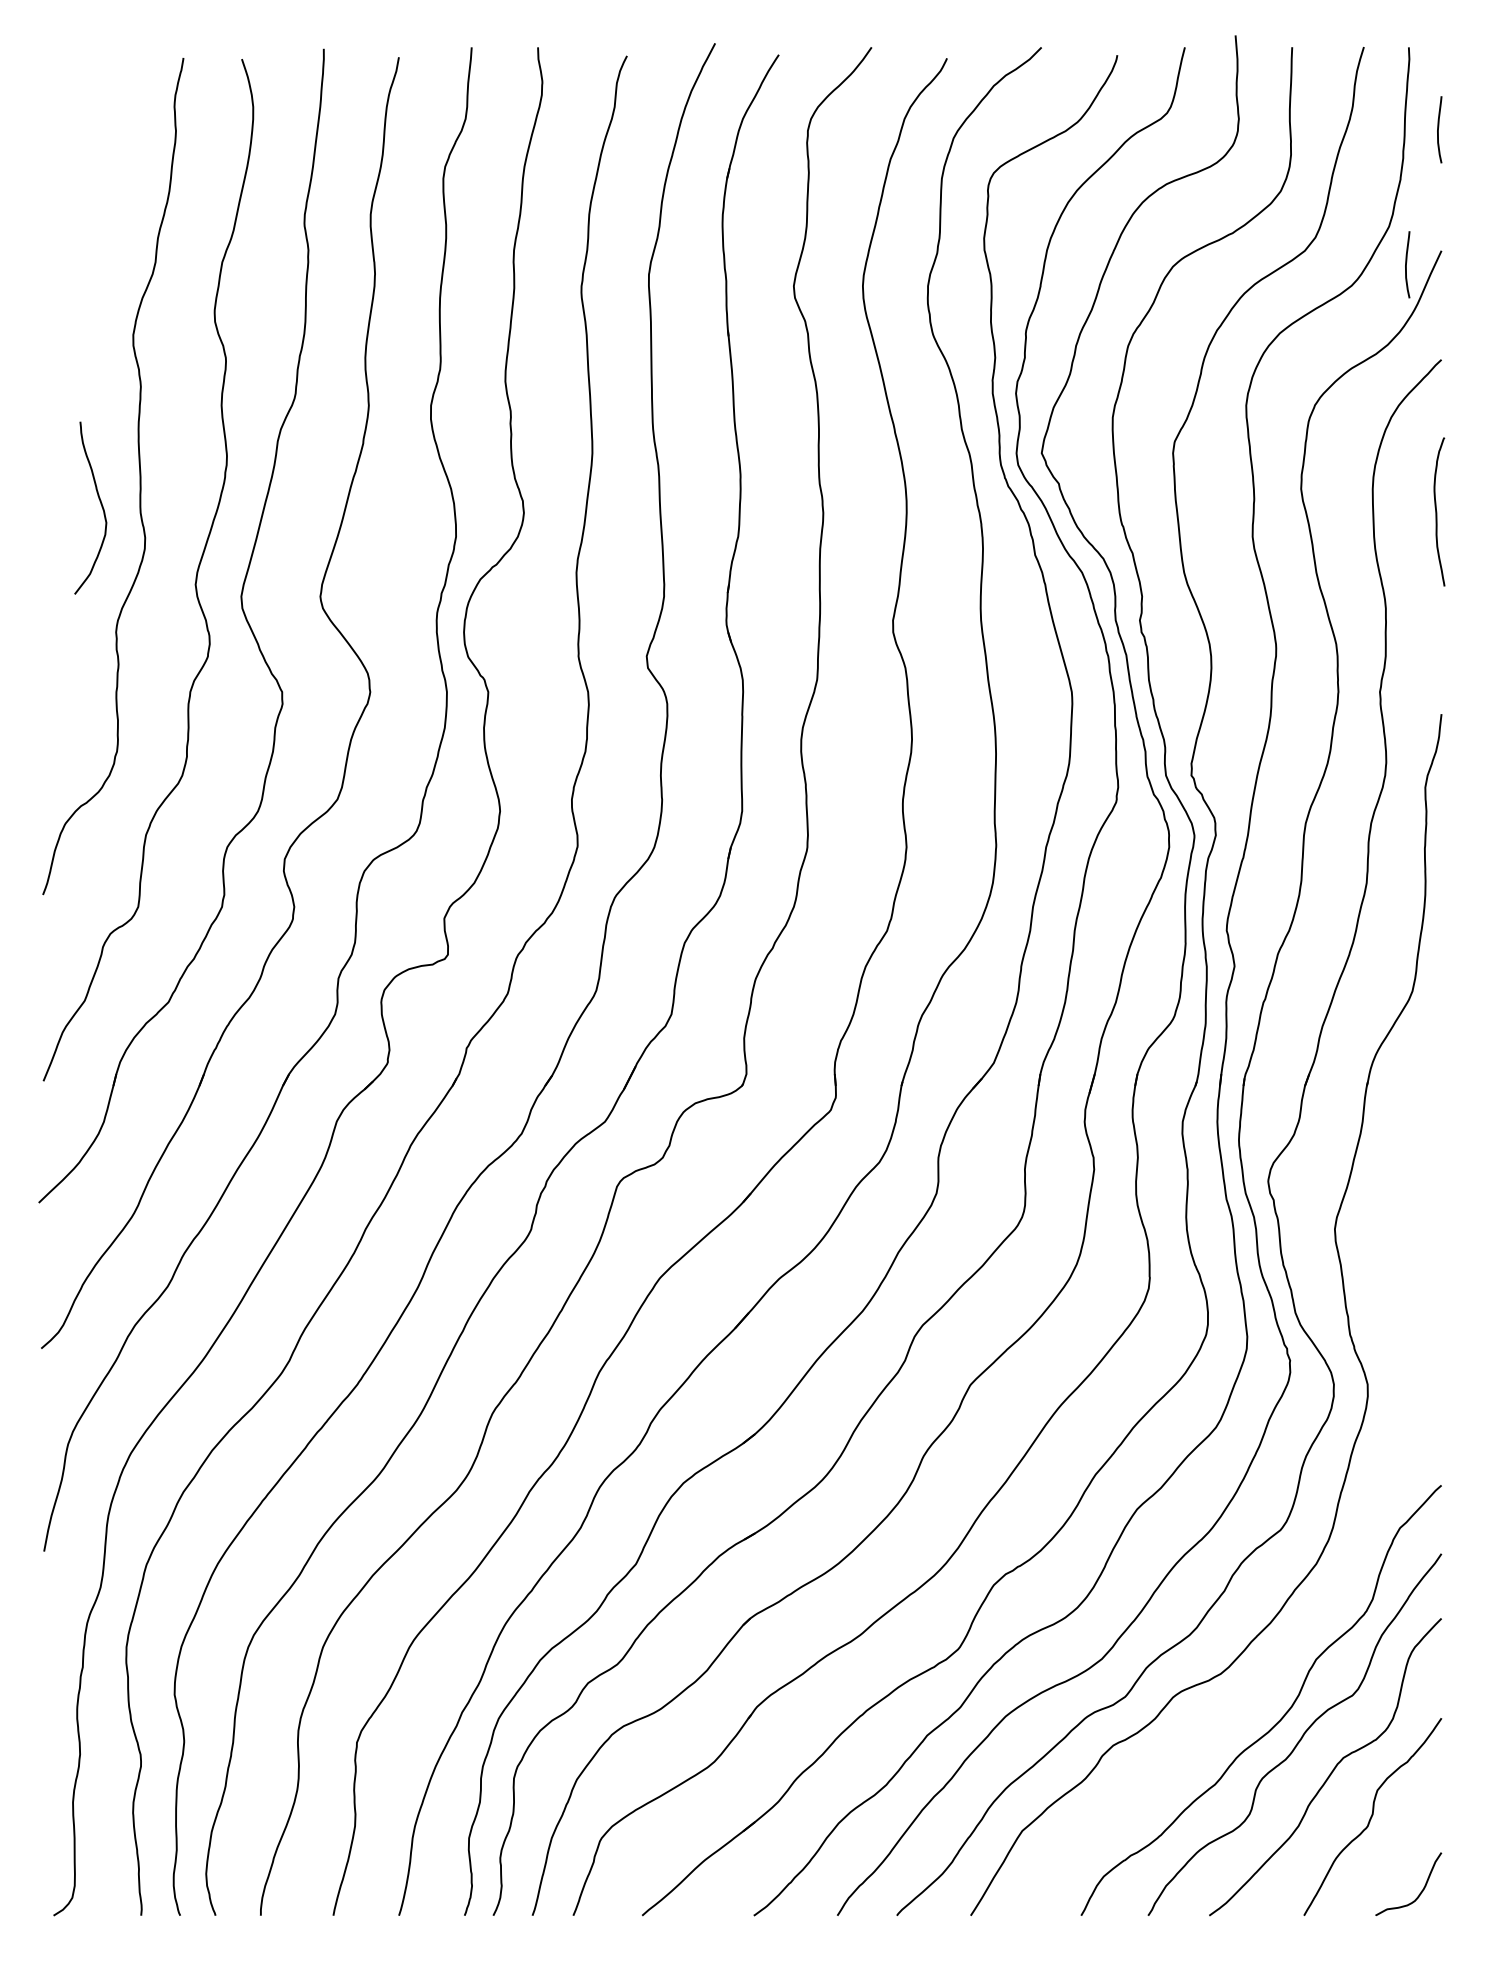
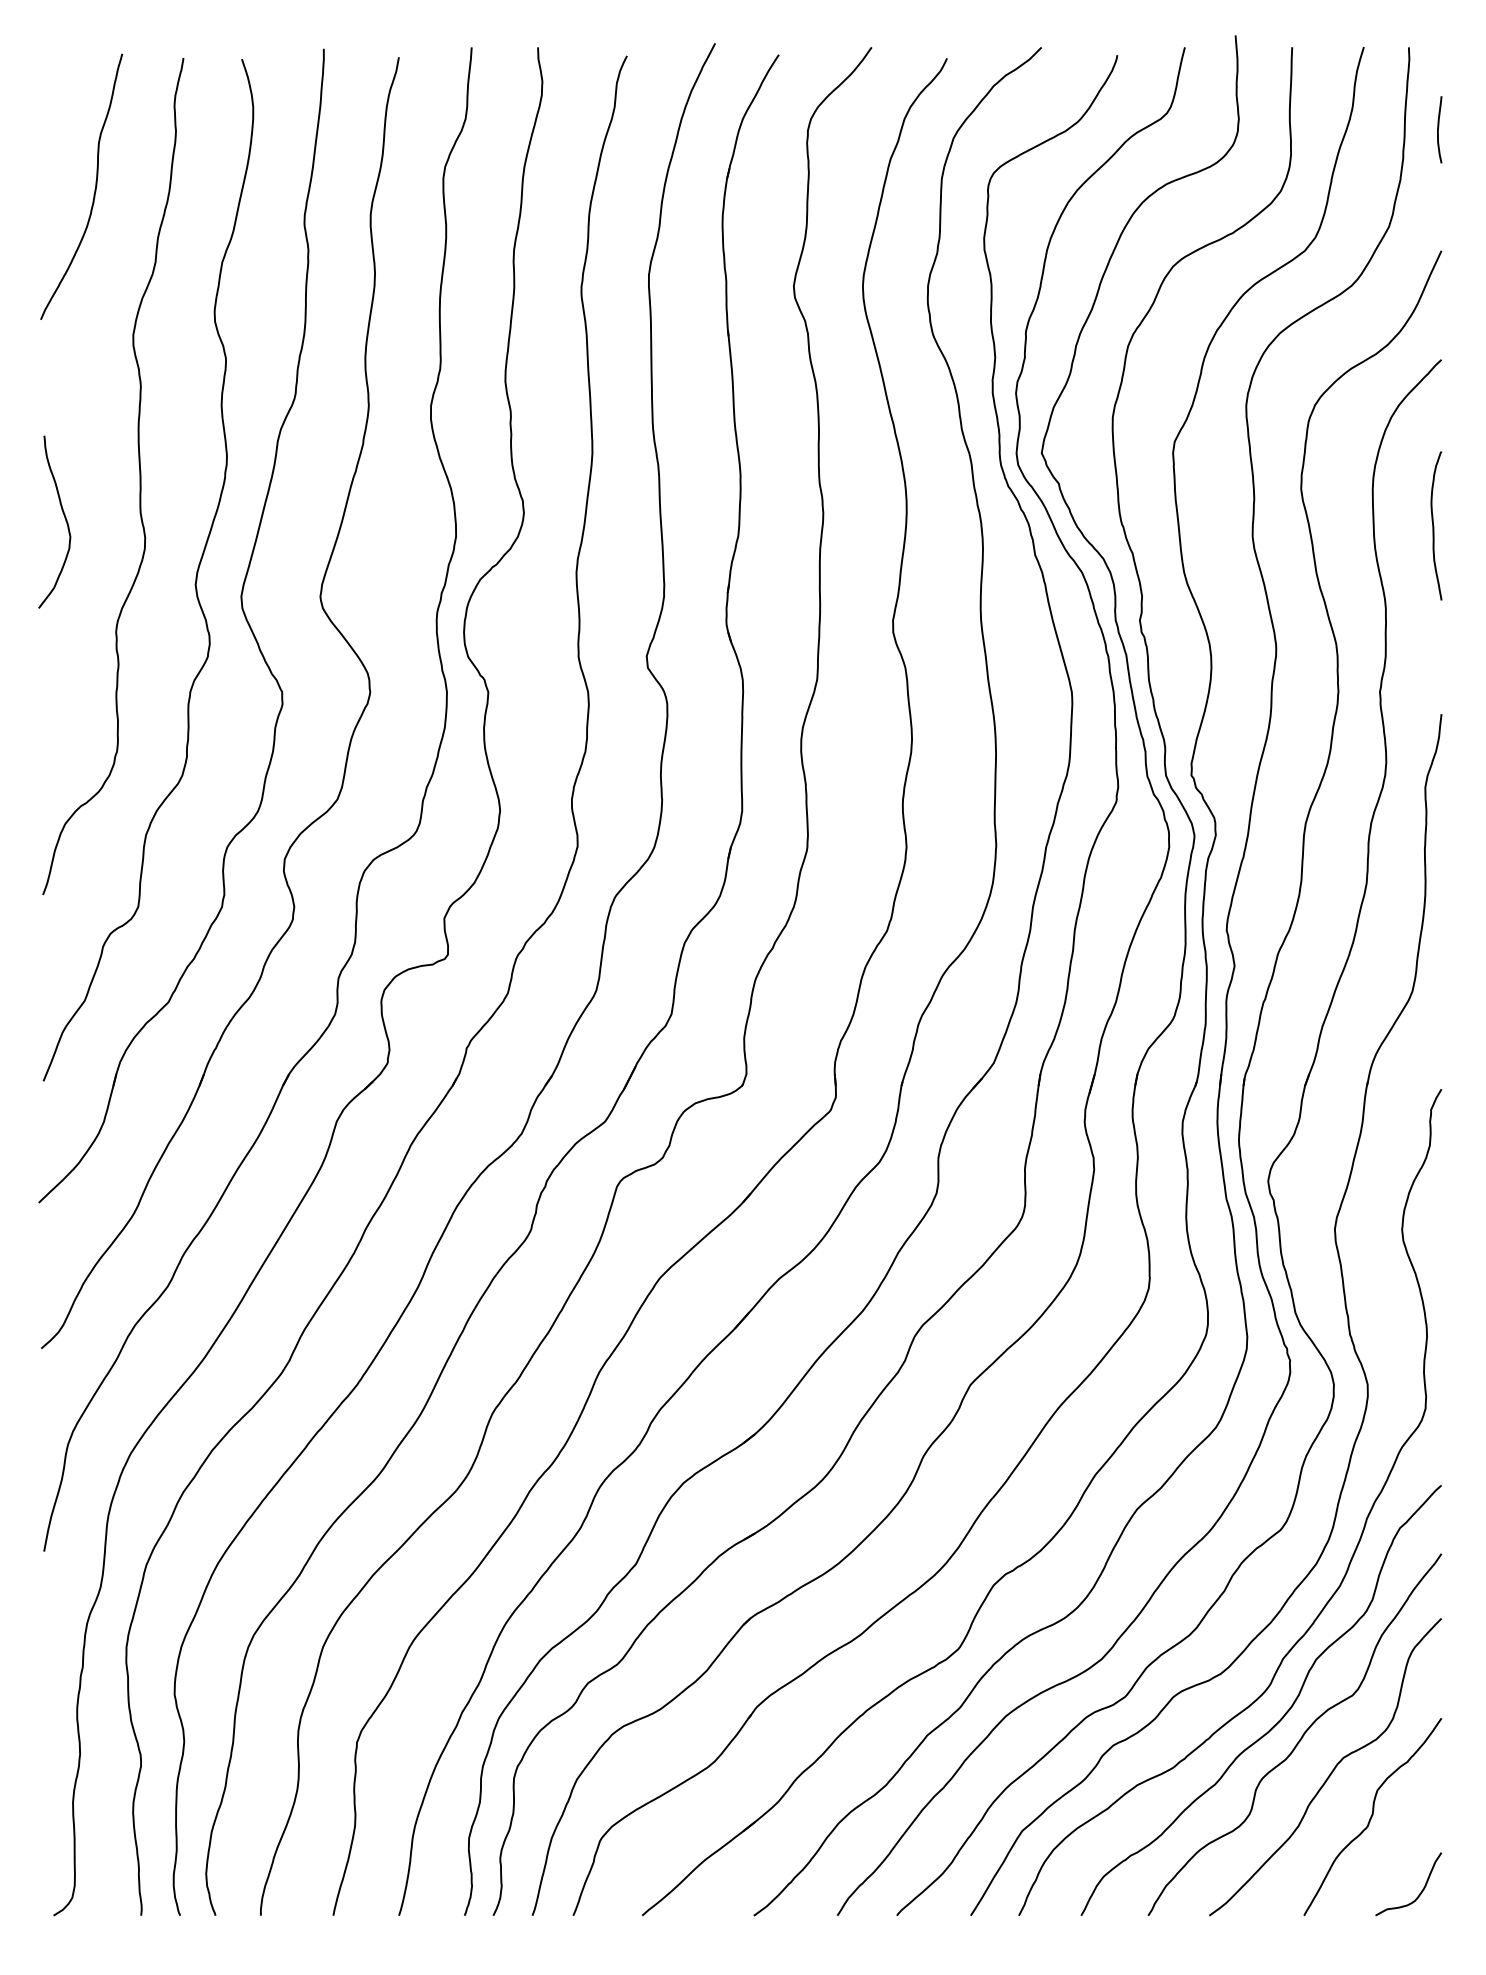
curve: none -> present (94, 189)
curve: present -> none (1406, 264)
curve position: (100, 504) -> (64, 518) (64, 518)
curve position: (1437, 511) -> (1434, 525) (1434, 525)
curve: none -> present (1351, 1556)
